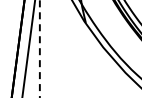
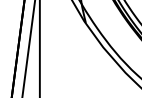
line: dashed -> solid (39, 49)
